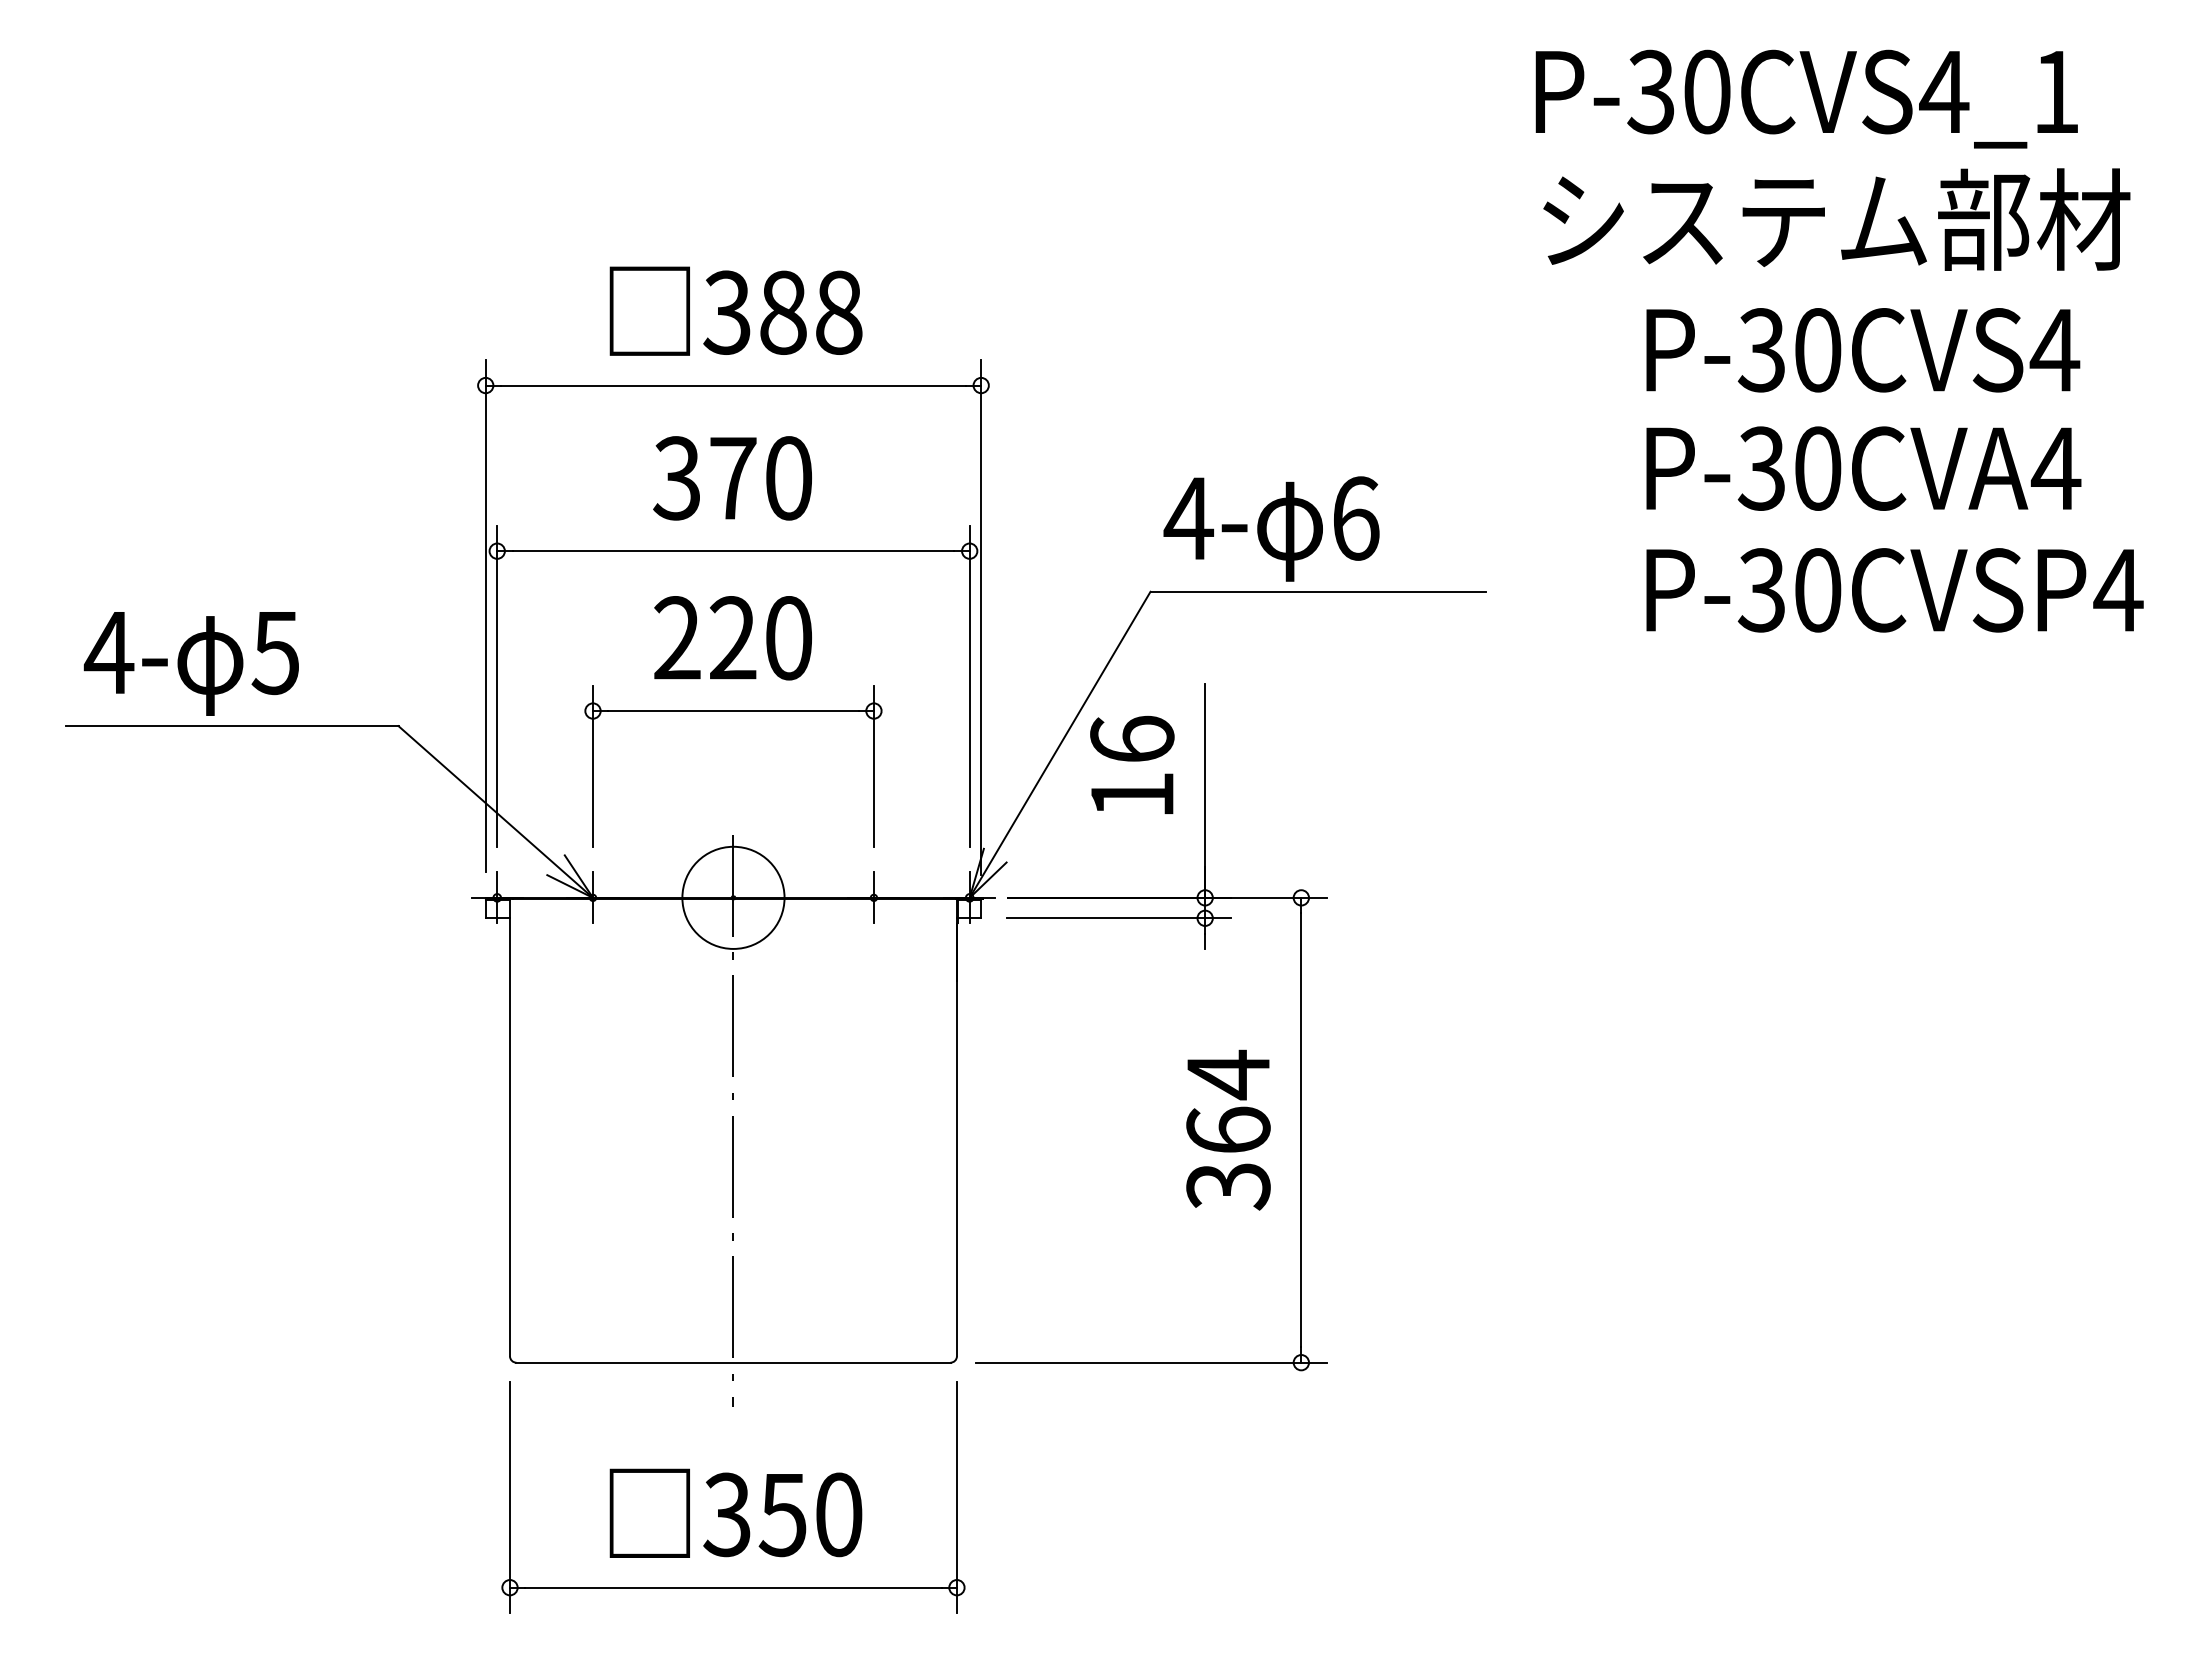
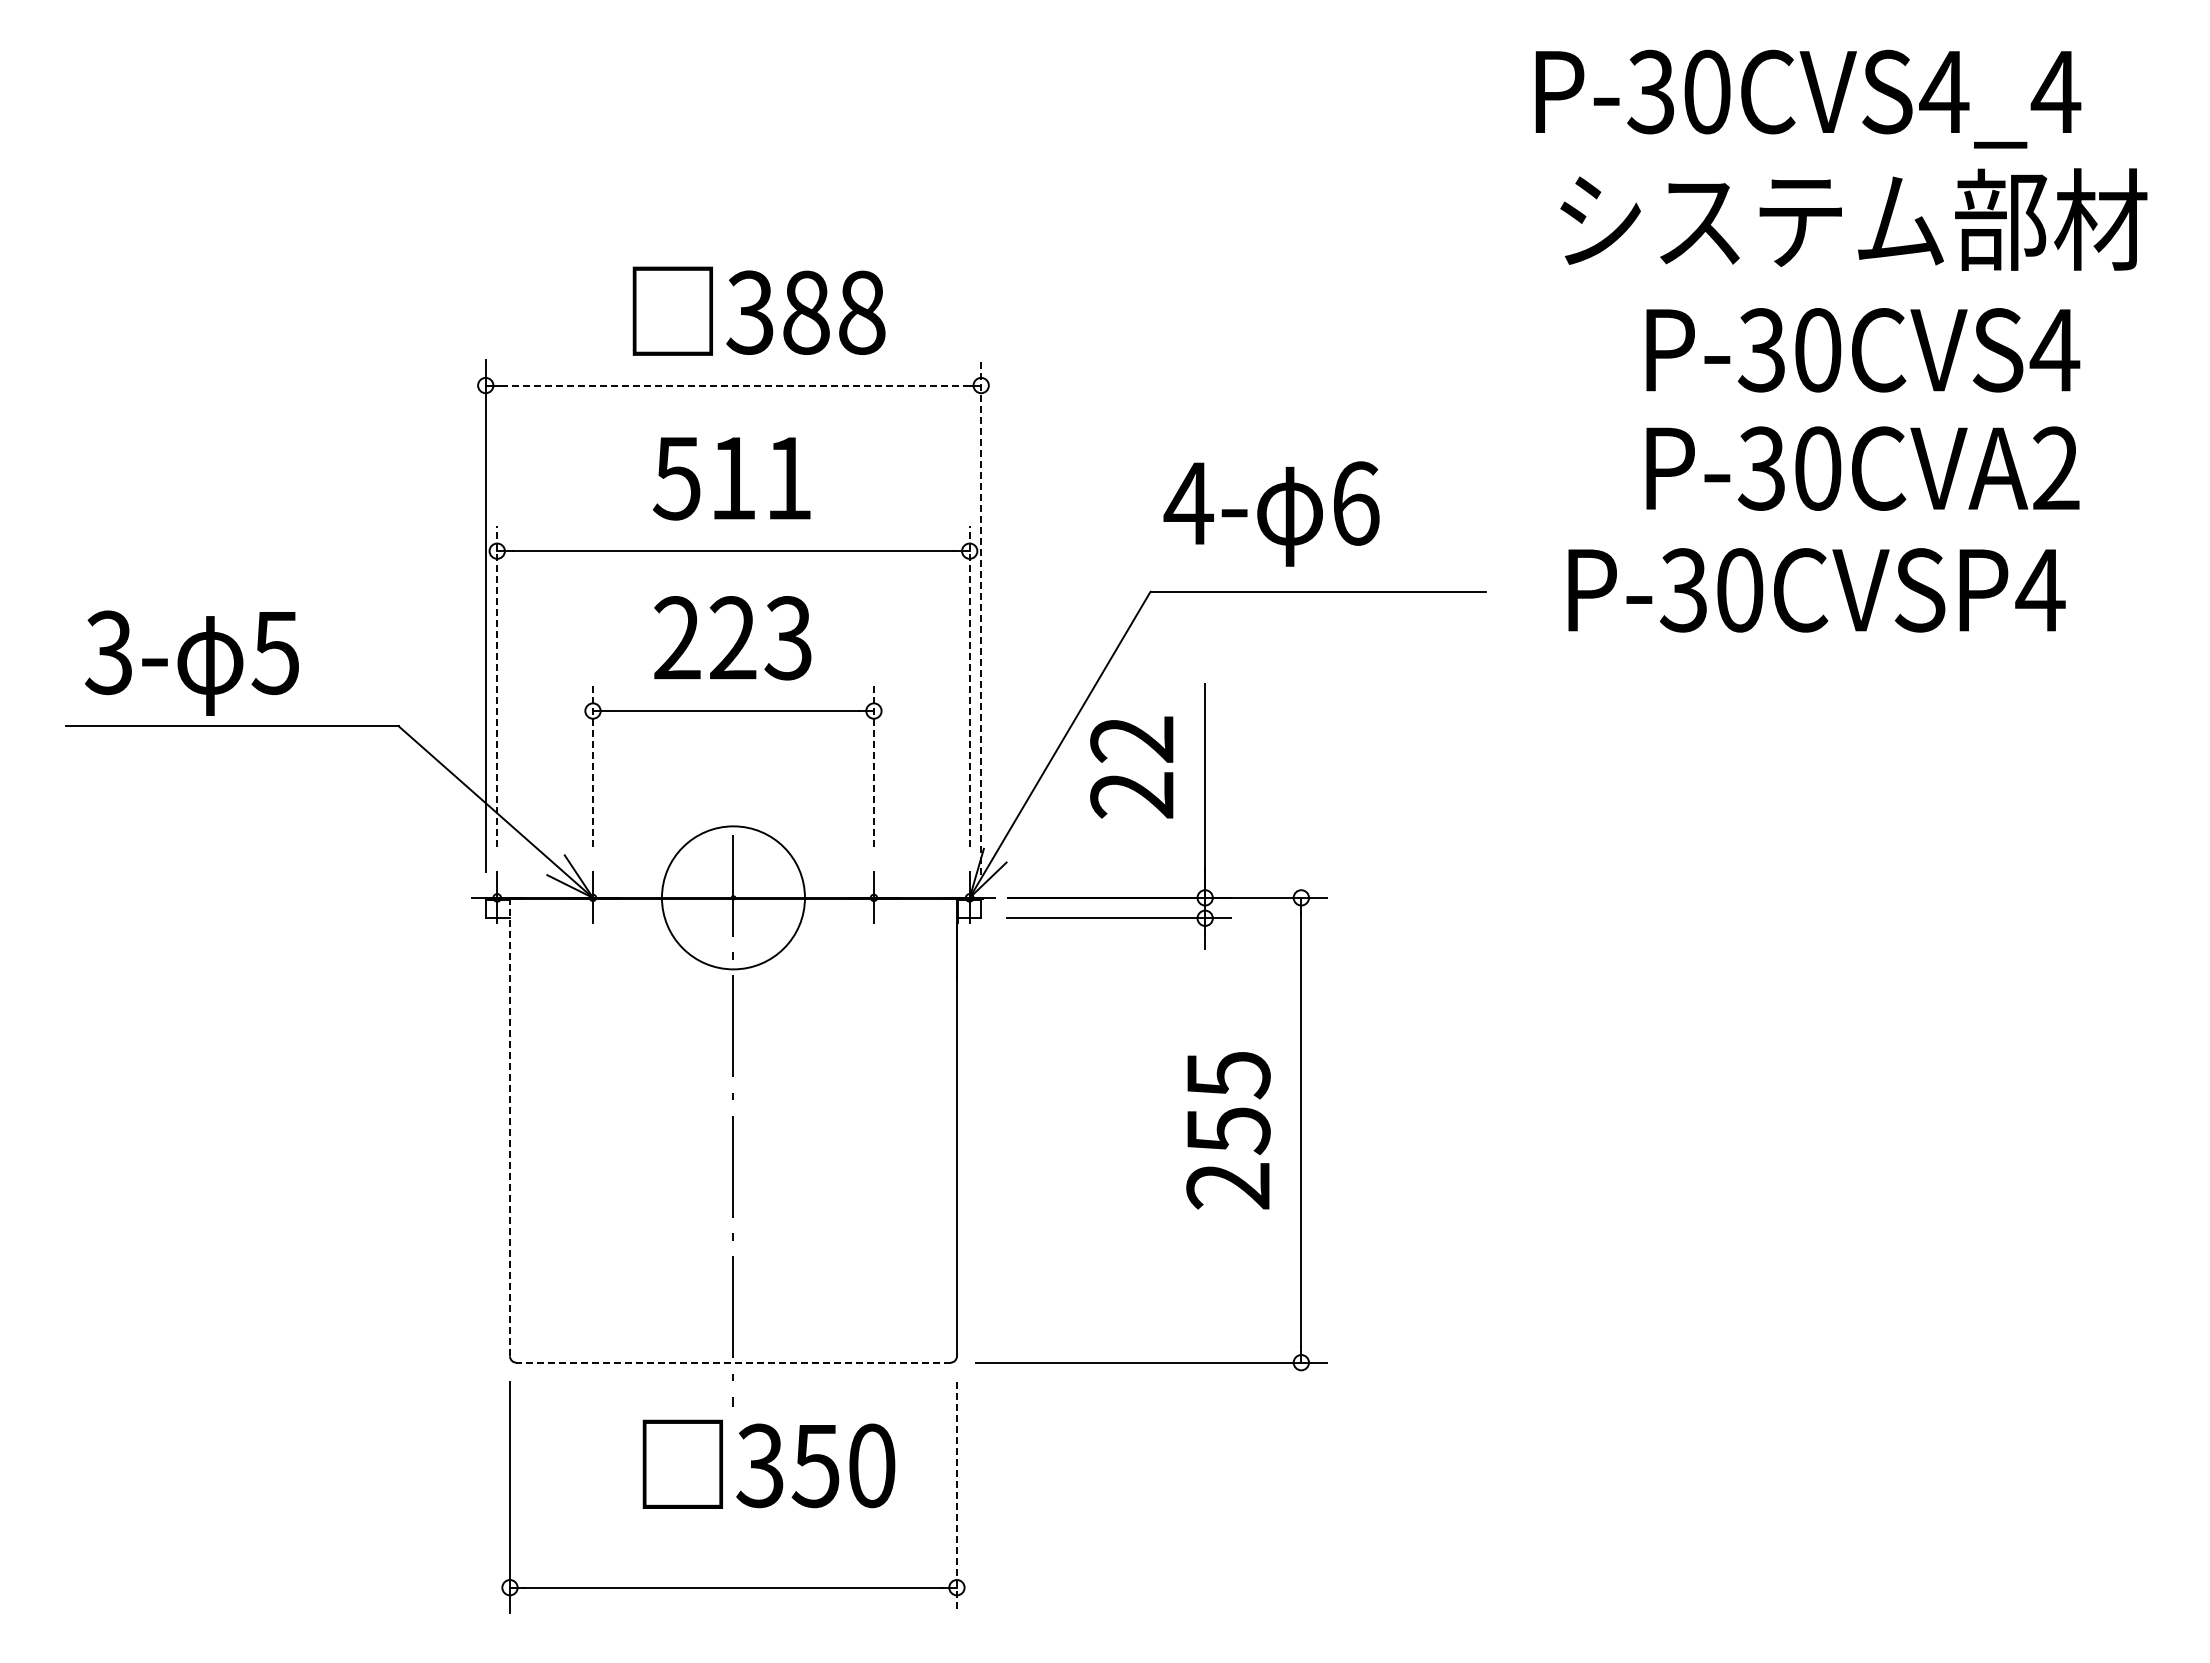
text: P-30CVS4_1 -> P-30CVS4_4 (2055, 91)
text position: (1836, 219) -> (1853, 219) (1853, 219)
text position: (735, 310) -> (758, 310) (758, 310)
line: solid -> dashed (733, 385)
text: P-30CVA4 -> P-30CVA2 (2055, 467)
text: 370 -> 511 (732, 478)
text position: (1271, 528) -> (1271, 513) (1271, 513)
text position: (1894, 590) -> (1816, 590) (1816, 590)
line: solid -> dashed (981, 616)
text: 220 -> 223 (788, 638)
text: 4- -> 3- (108, 652)
line: solid -> dashed (497, 686)
line: solid -> dashed (969, 686)
line: solid -> dashed (593, 766)
line: solid -> dashed (873, 766)
text: 16 -> 22 (1132, 766)
circle diameter: 102 px -> 143 px (732, 897)
line: solid -> dashed (510, 1128)
text: 364 -> 255 (1228, 1129)
line: solid -> dashed (732, 1362)
line: solid -> dashed (956, 1498)
text position: (735, 1512) -> (768, 1463) (768, 1463)
